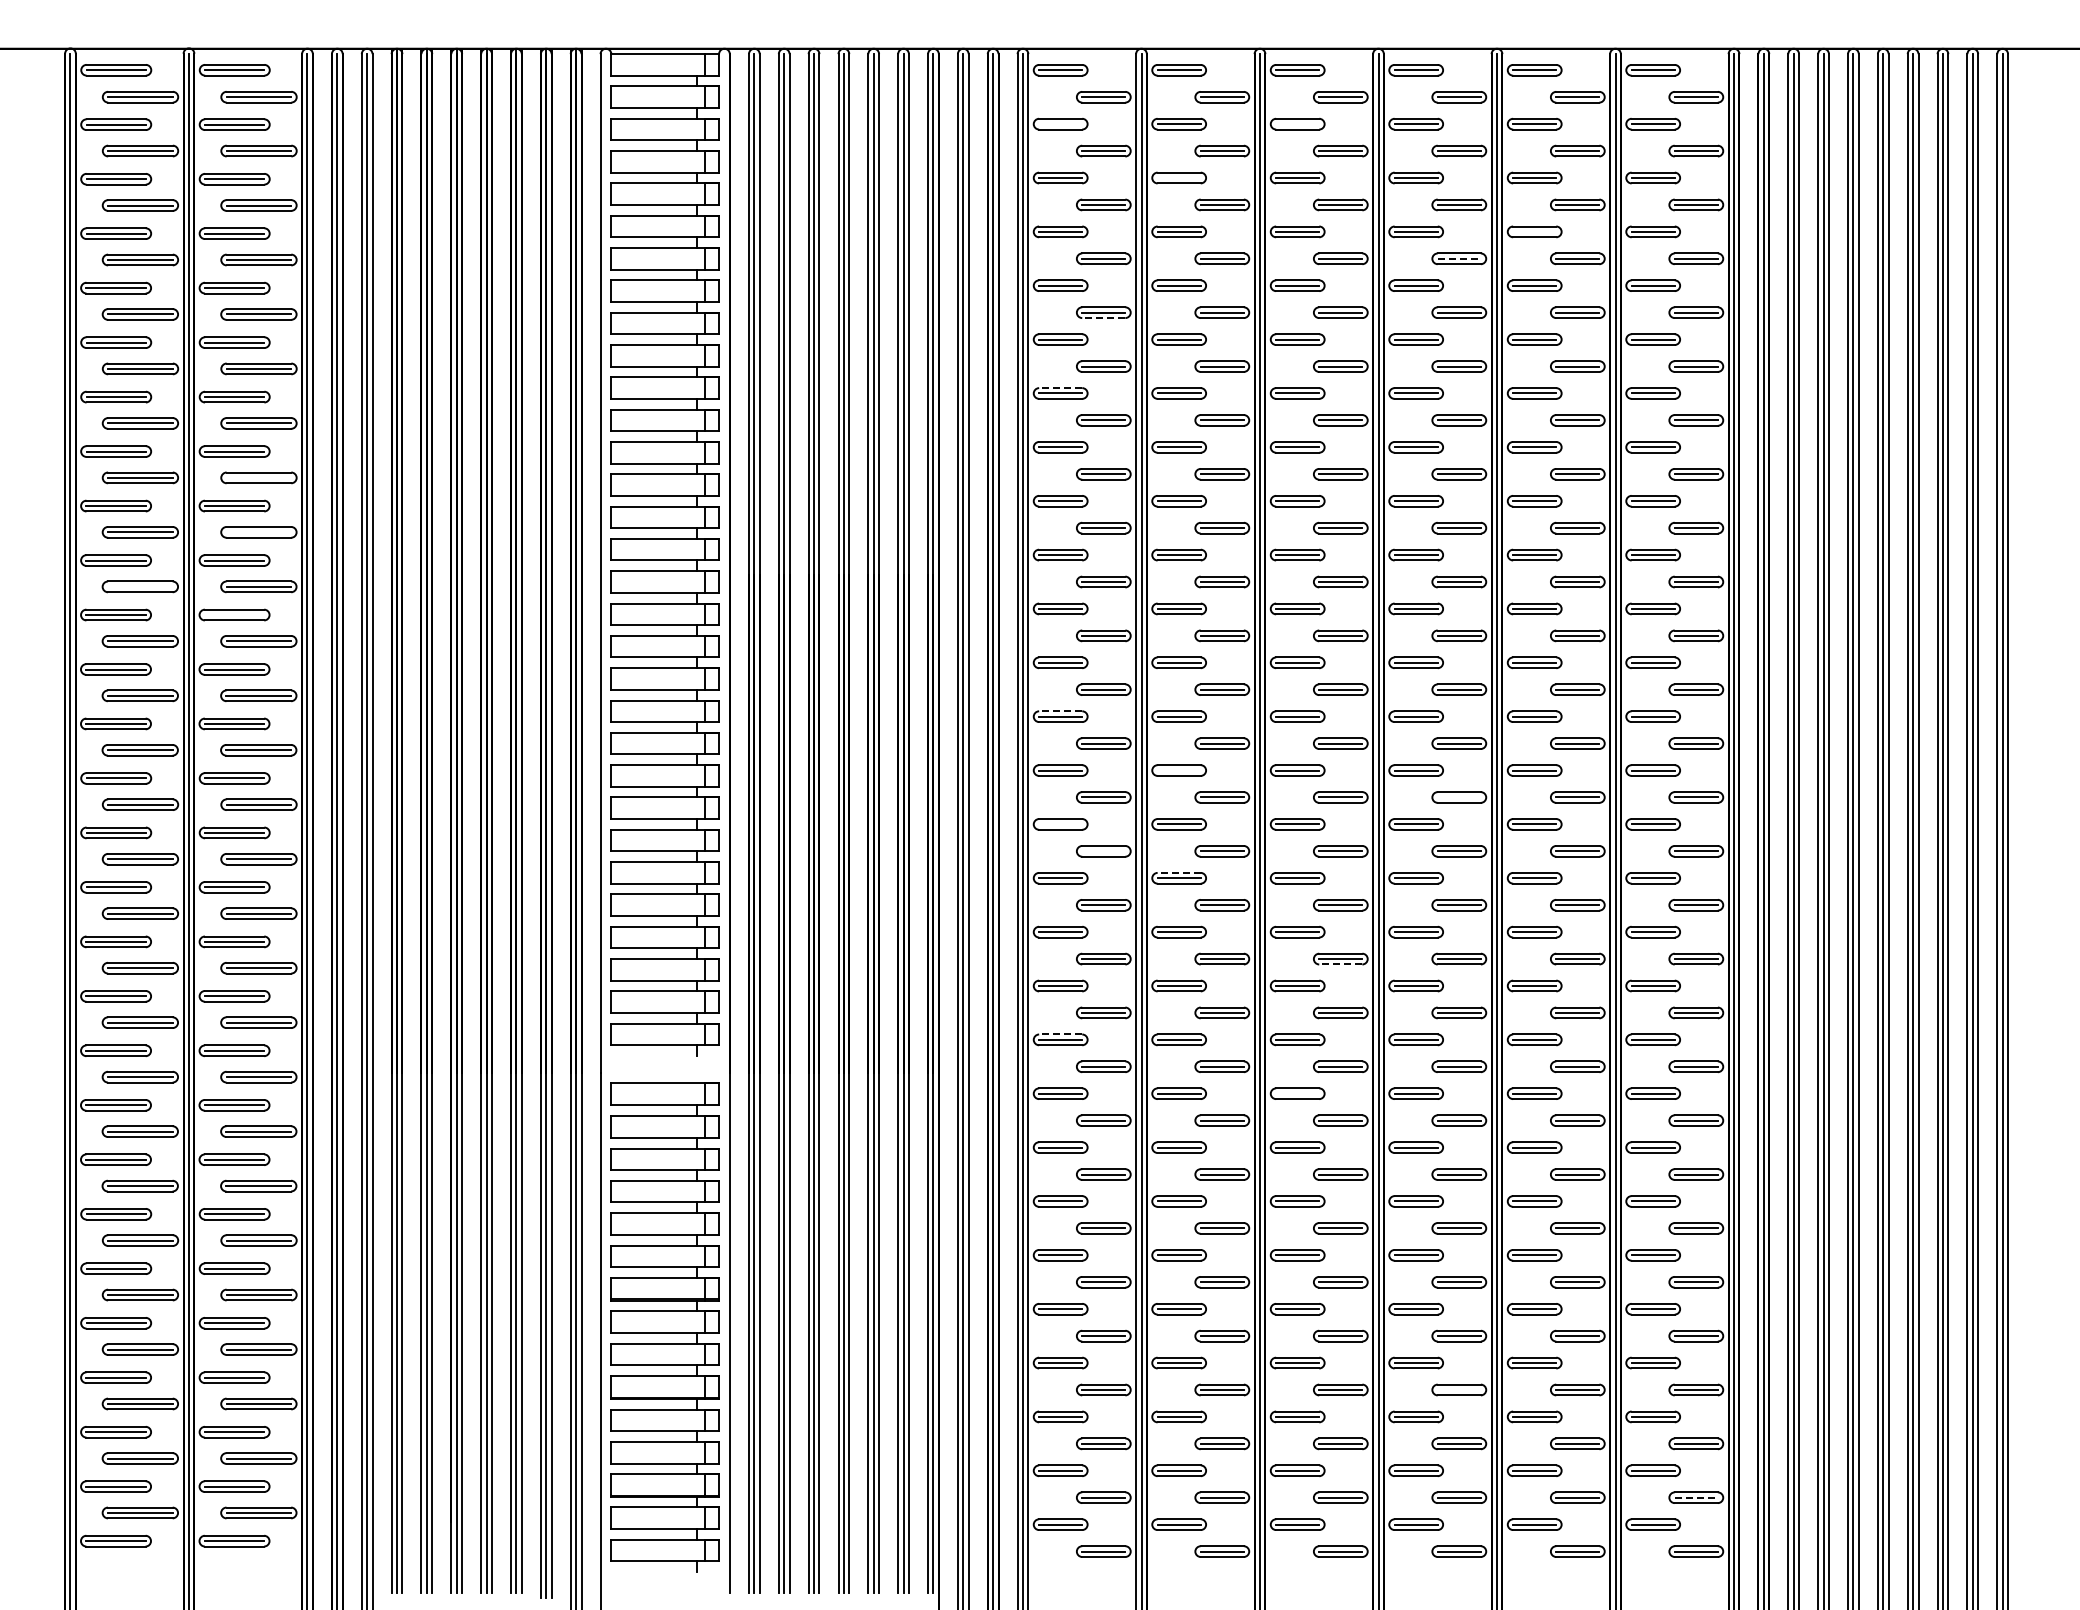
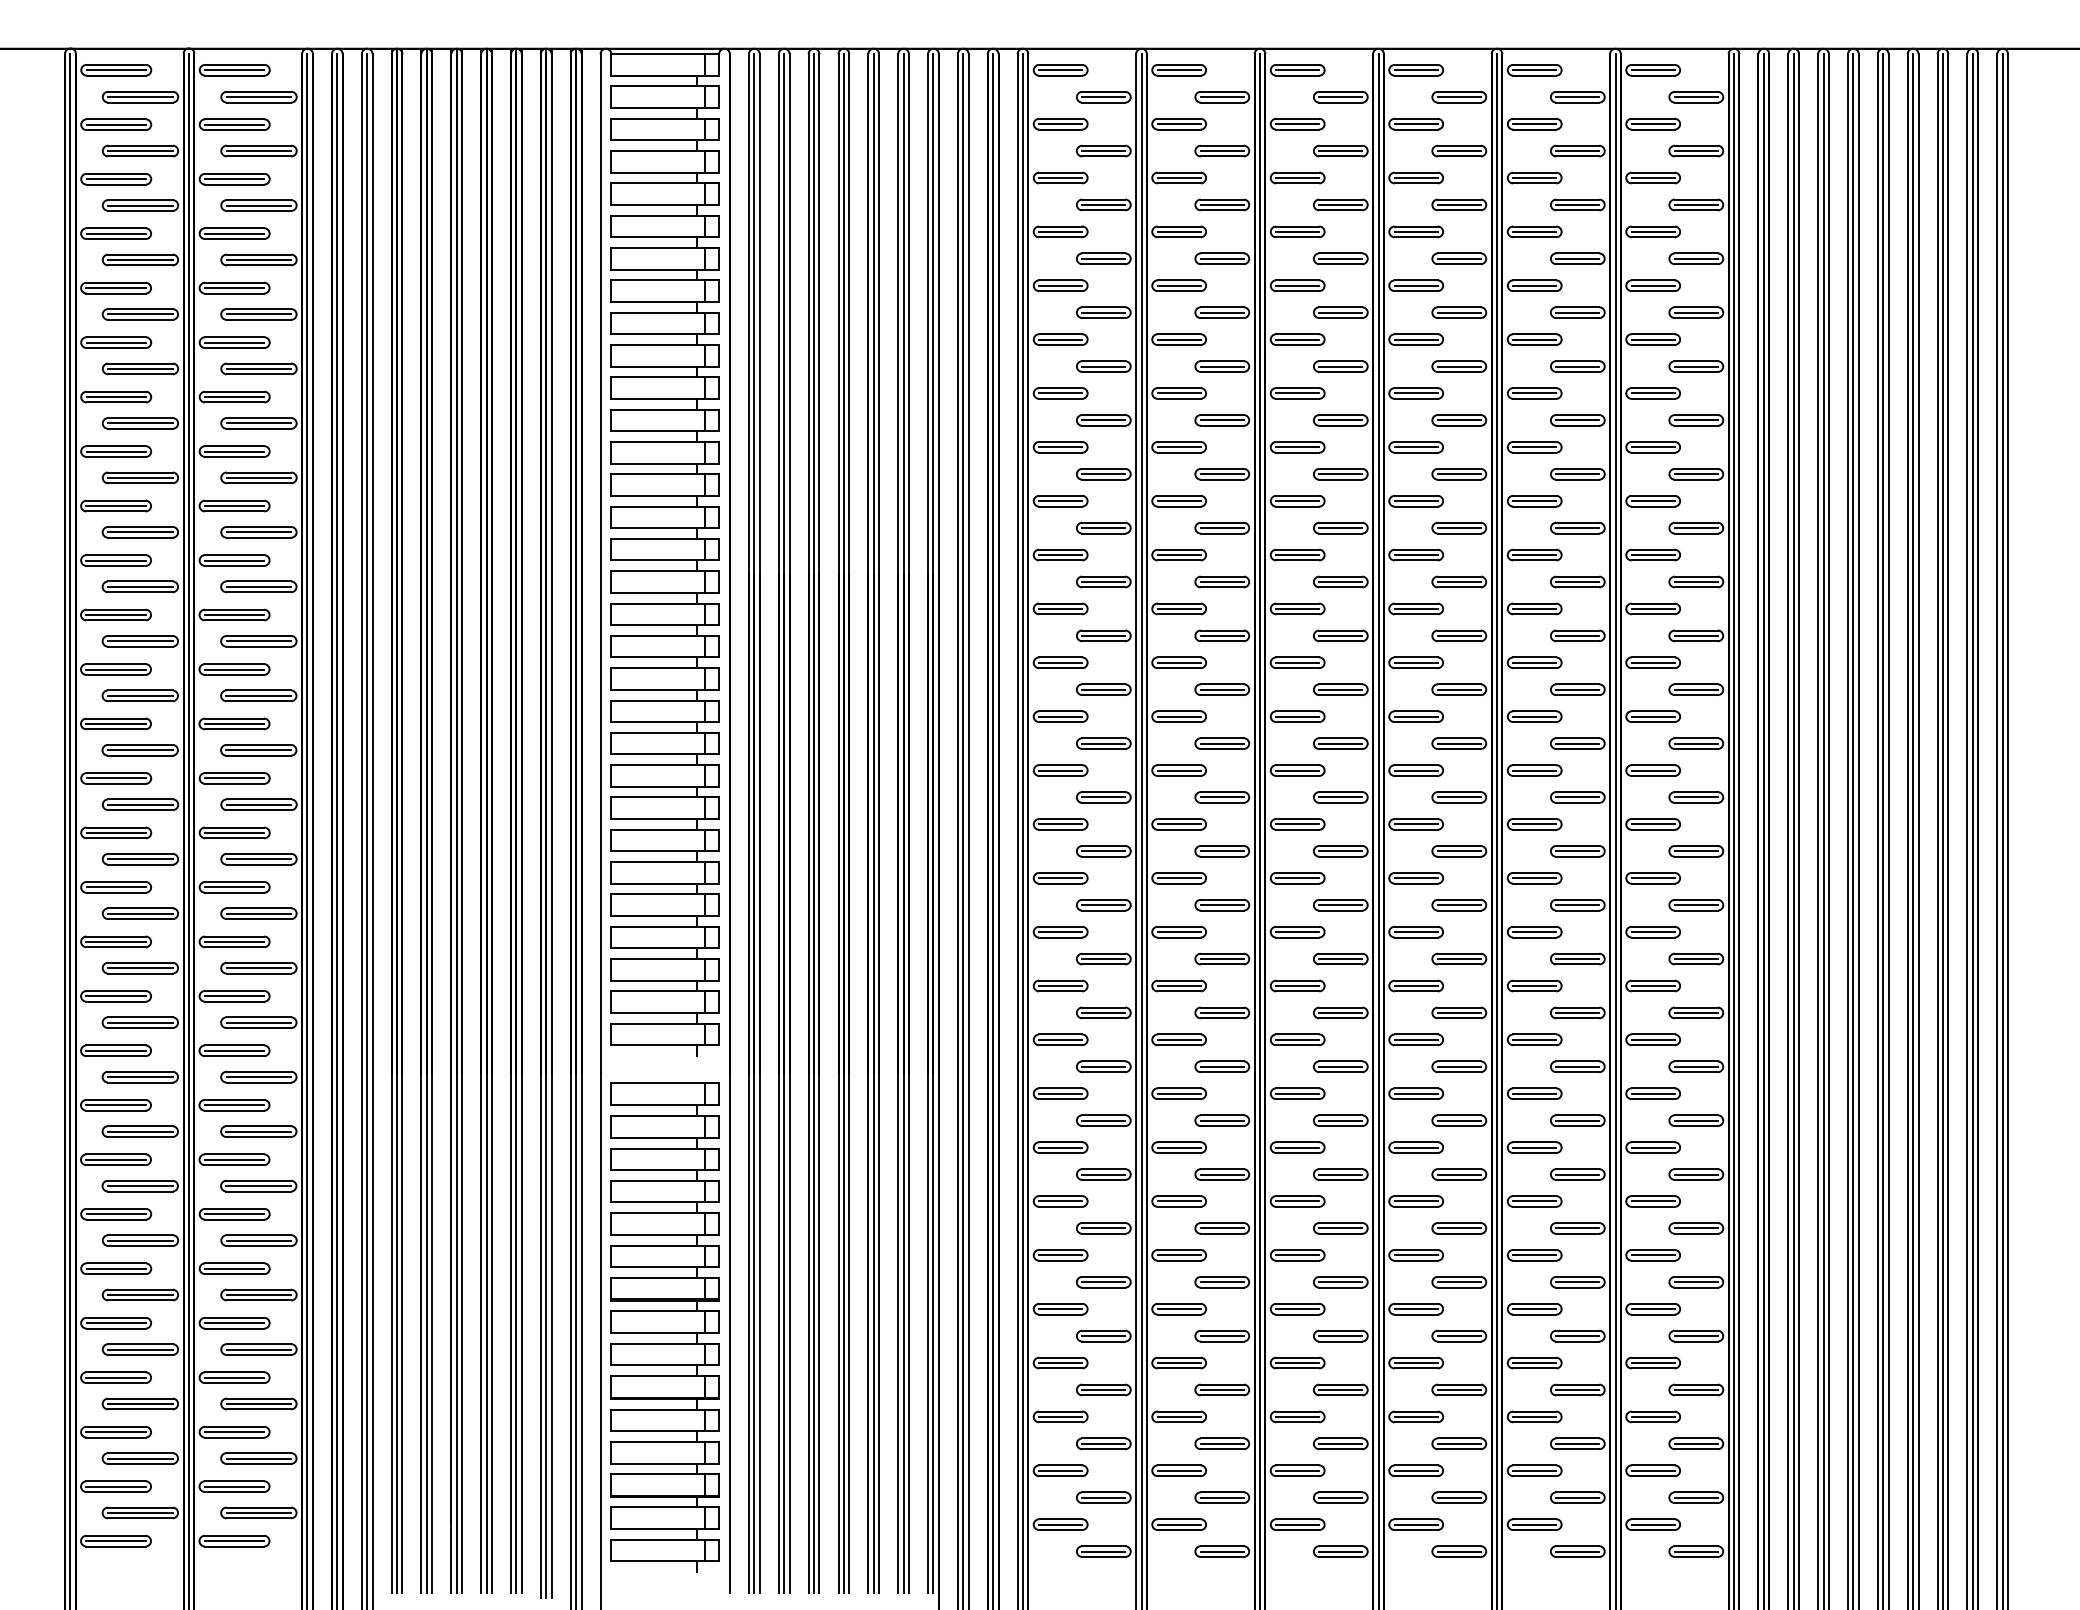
line: none -> present (1060, 124)
line: none -> present (1297, 124)
line: none -> present (1178, 178)
line: none -> present (1534, 231)
line: dashed -> solid (1459, 258)
line: dashed -> solid (1103, 318)
line: dashed -> solid (1060, 388)
line: none -> present (258, 477)
line: none -> present (258, 532)
line: none -> present (140, 586)
line: none -> present (234, 615)
line: dashed -> solid (1060, 711)
line: none -> present (1178, 770)
line: none -> present (1458, 797)
line: none -> present (1060, 824)
line: none -> present (1103, 851)
line: dashed -> solid (1179, 872)
line: dashed -> solid (1340, 964)
line: dashed -> solid (1060, 1034)
line: none -> present (1297, 1093)
line: none -> present (1458, 1390)
line: dashed -> solid (1696, 1497)
